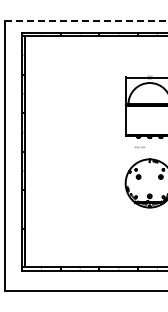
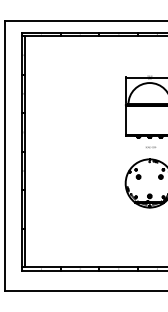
line: dashed -> solid (86, 20)
text position: (139, 147) -> (150, 147) (150, 147)
